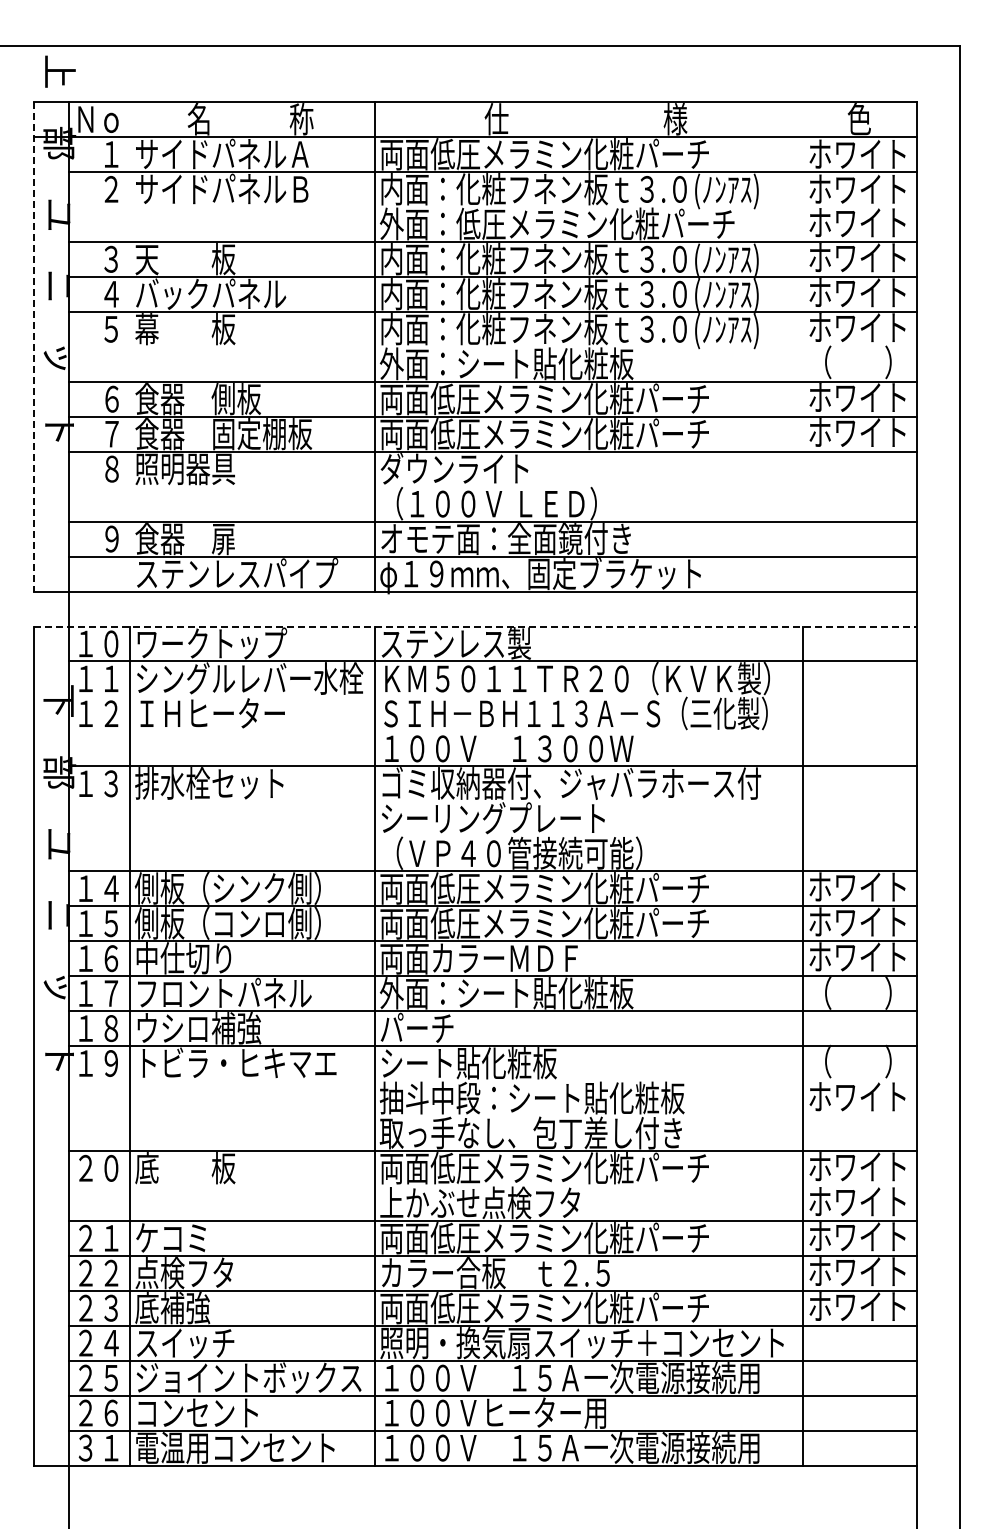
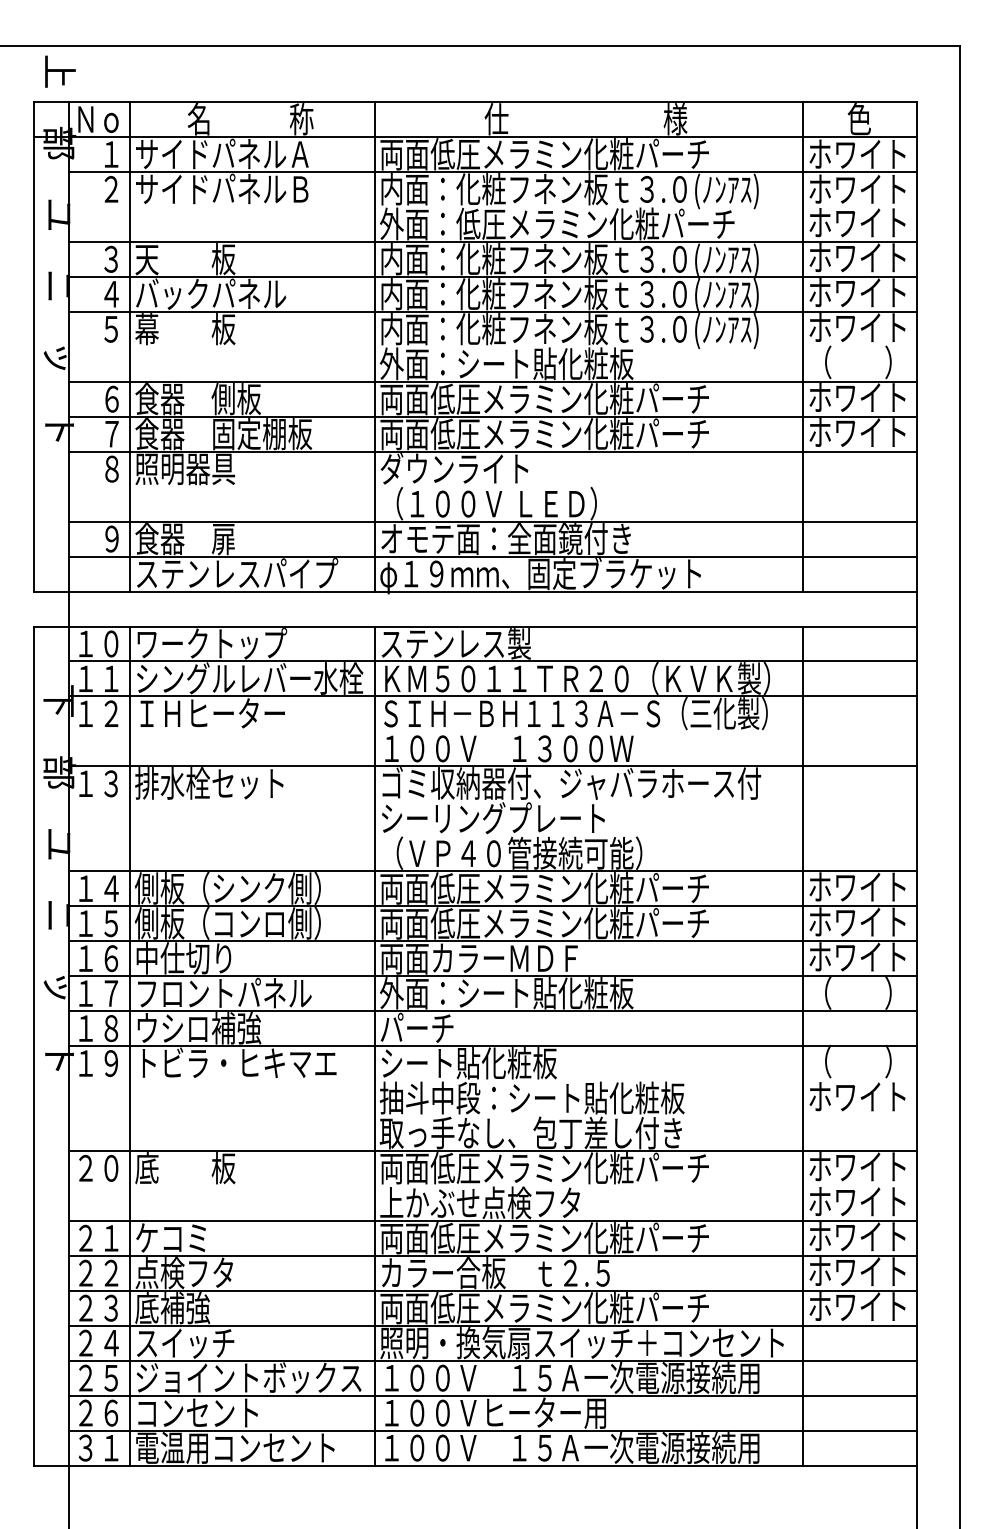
line: dashed -> solid (33, 346)
line: none -> present (129, 346)
line: none -> present (802, 346)
line: dashed -> solid (475, 626)
line: none -> present (492, 696)
